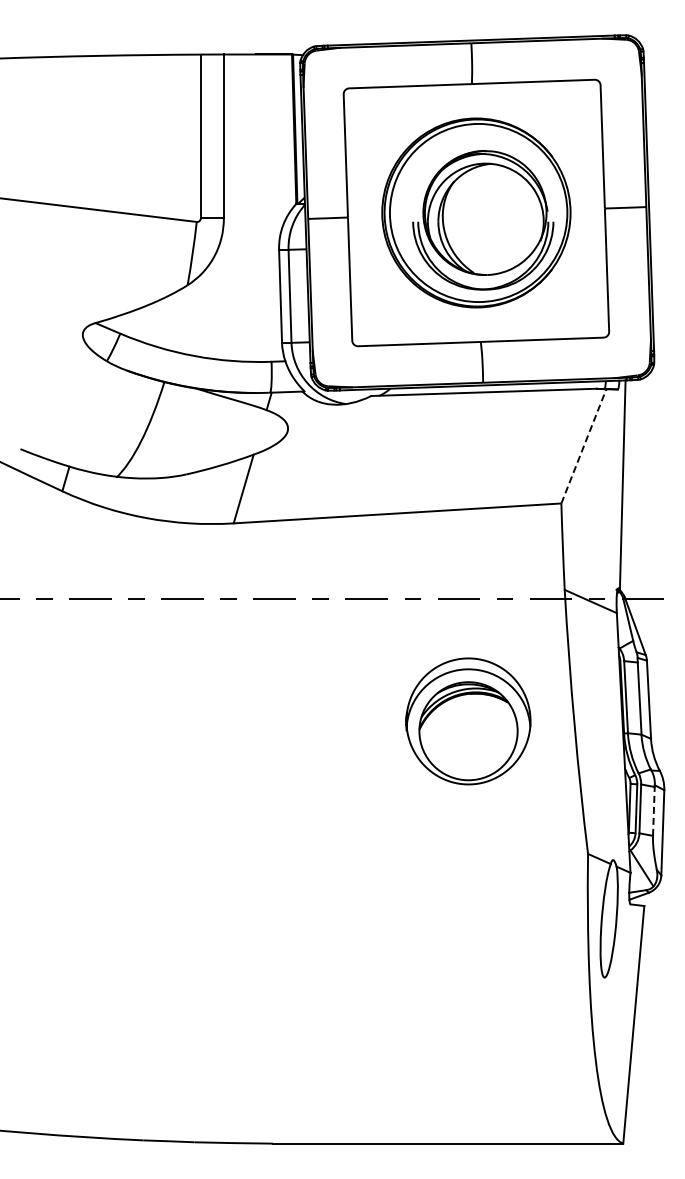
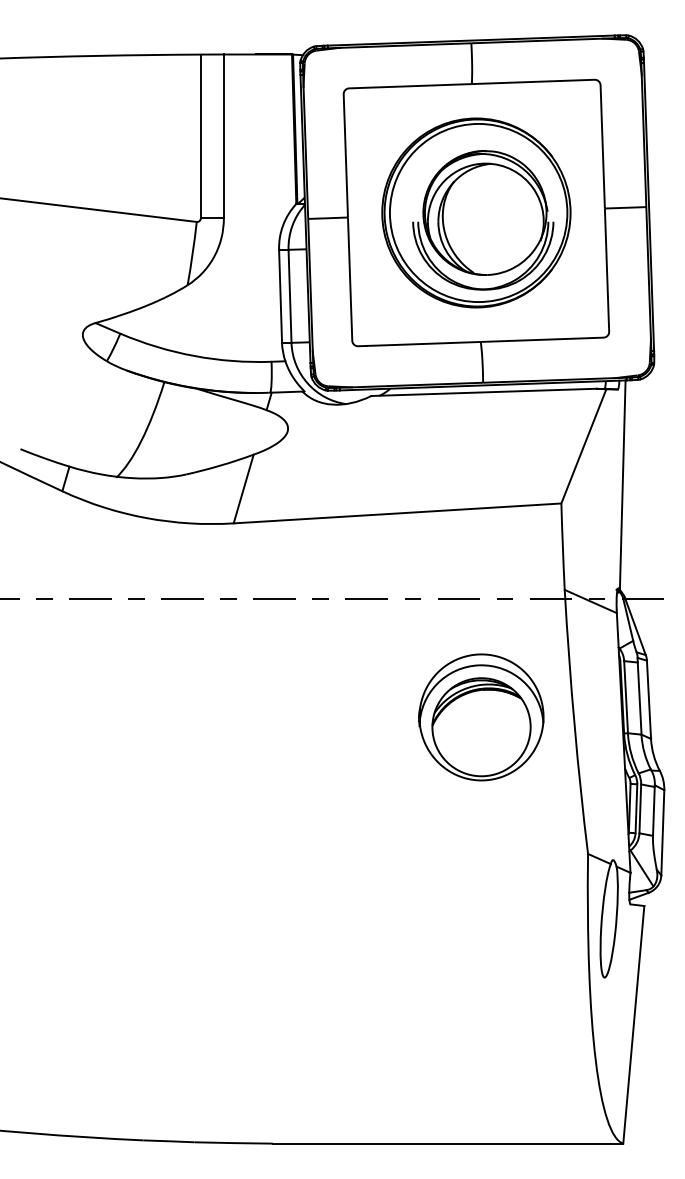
line: dashed -> solid (584, 445)
part position: (468, 721) -> (481, 717) (481, 717)
line: dashed -> solid (653, 810)
